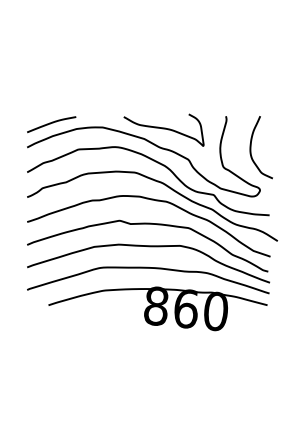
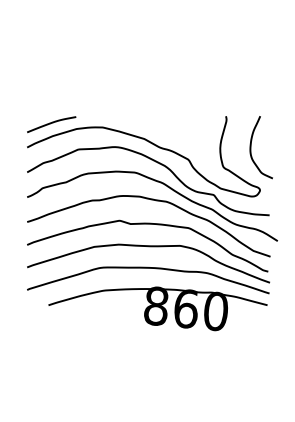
curve: present -> none (163, 129)
